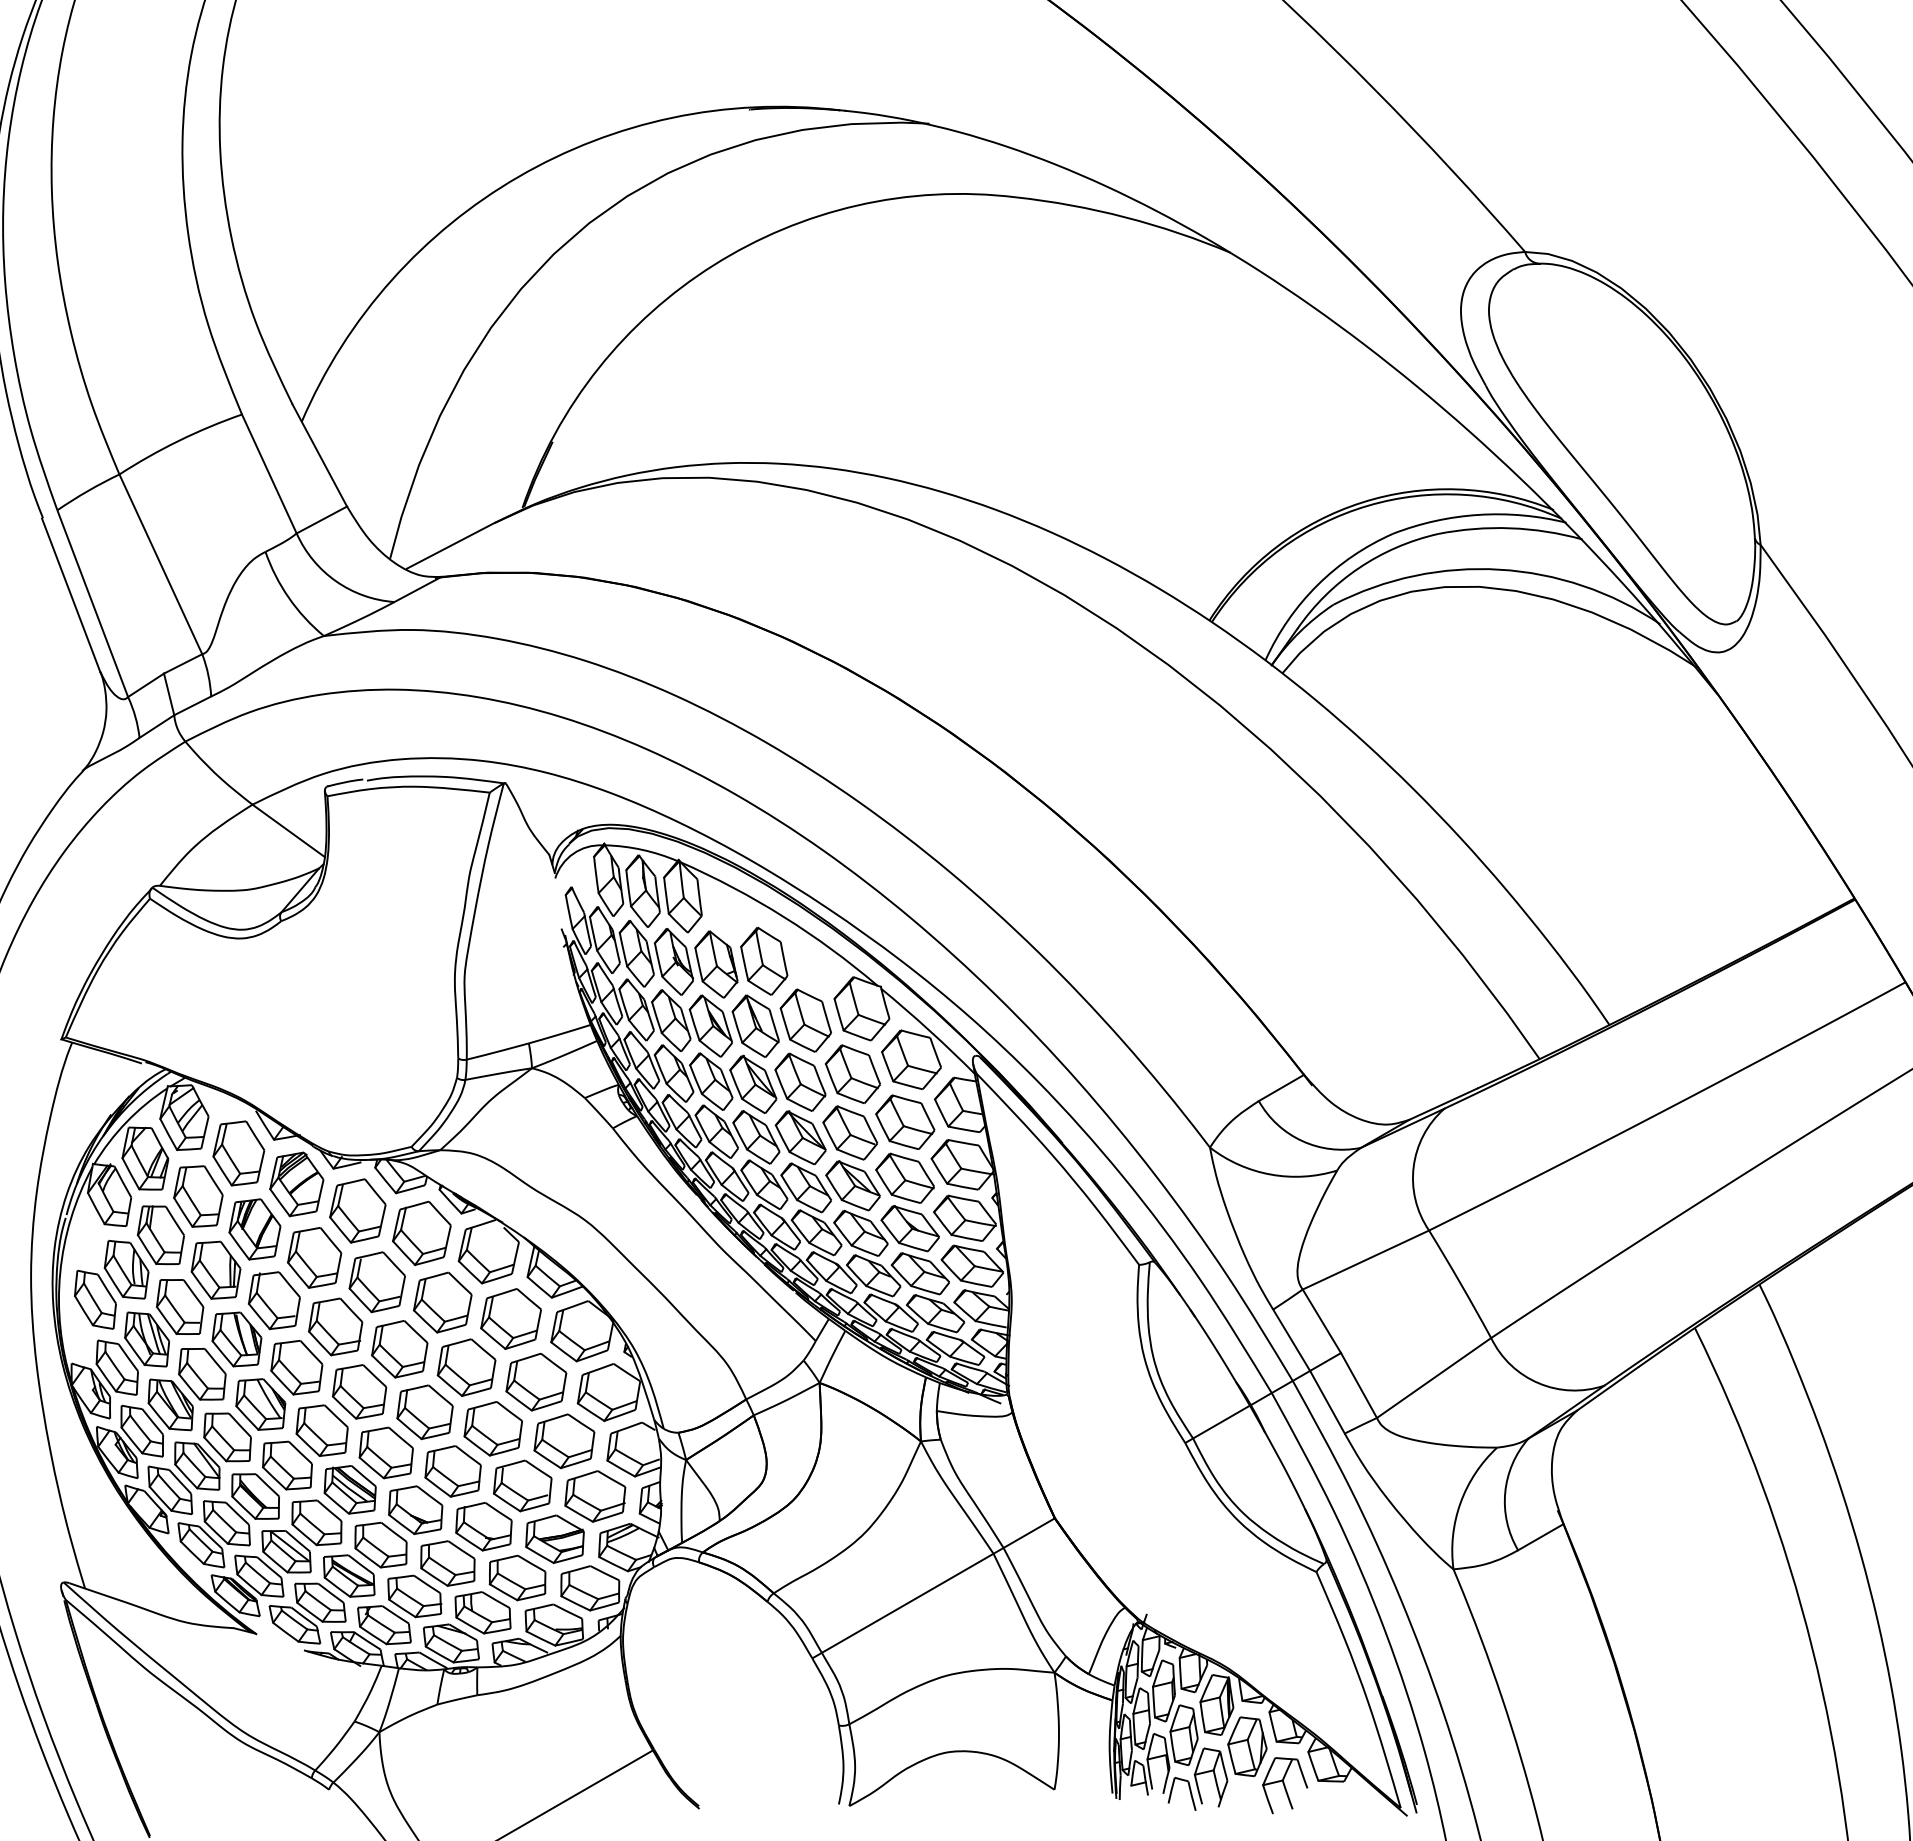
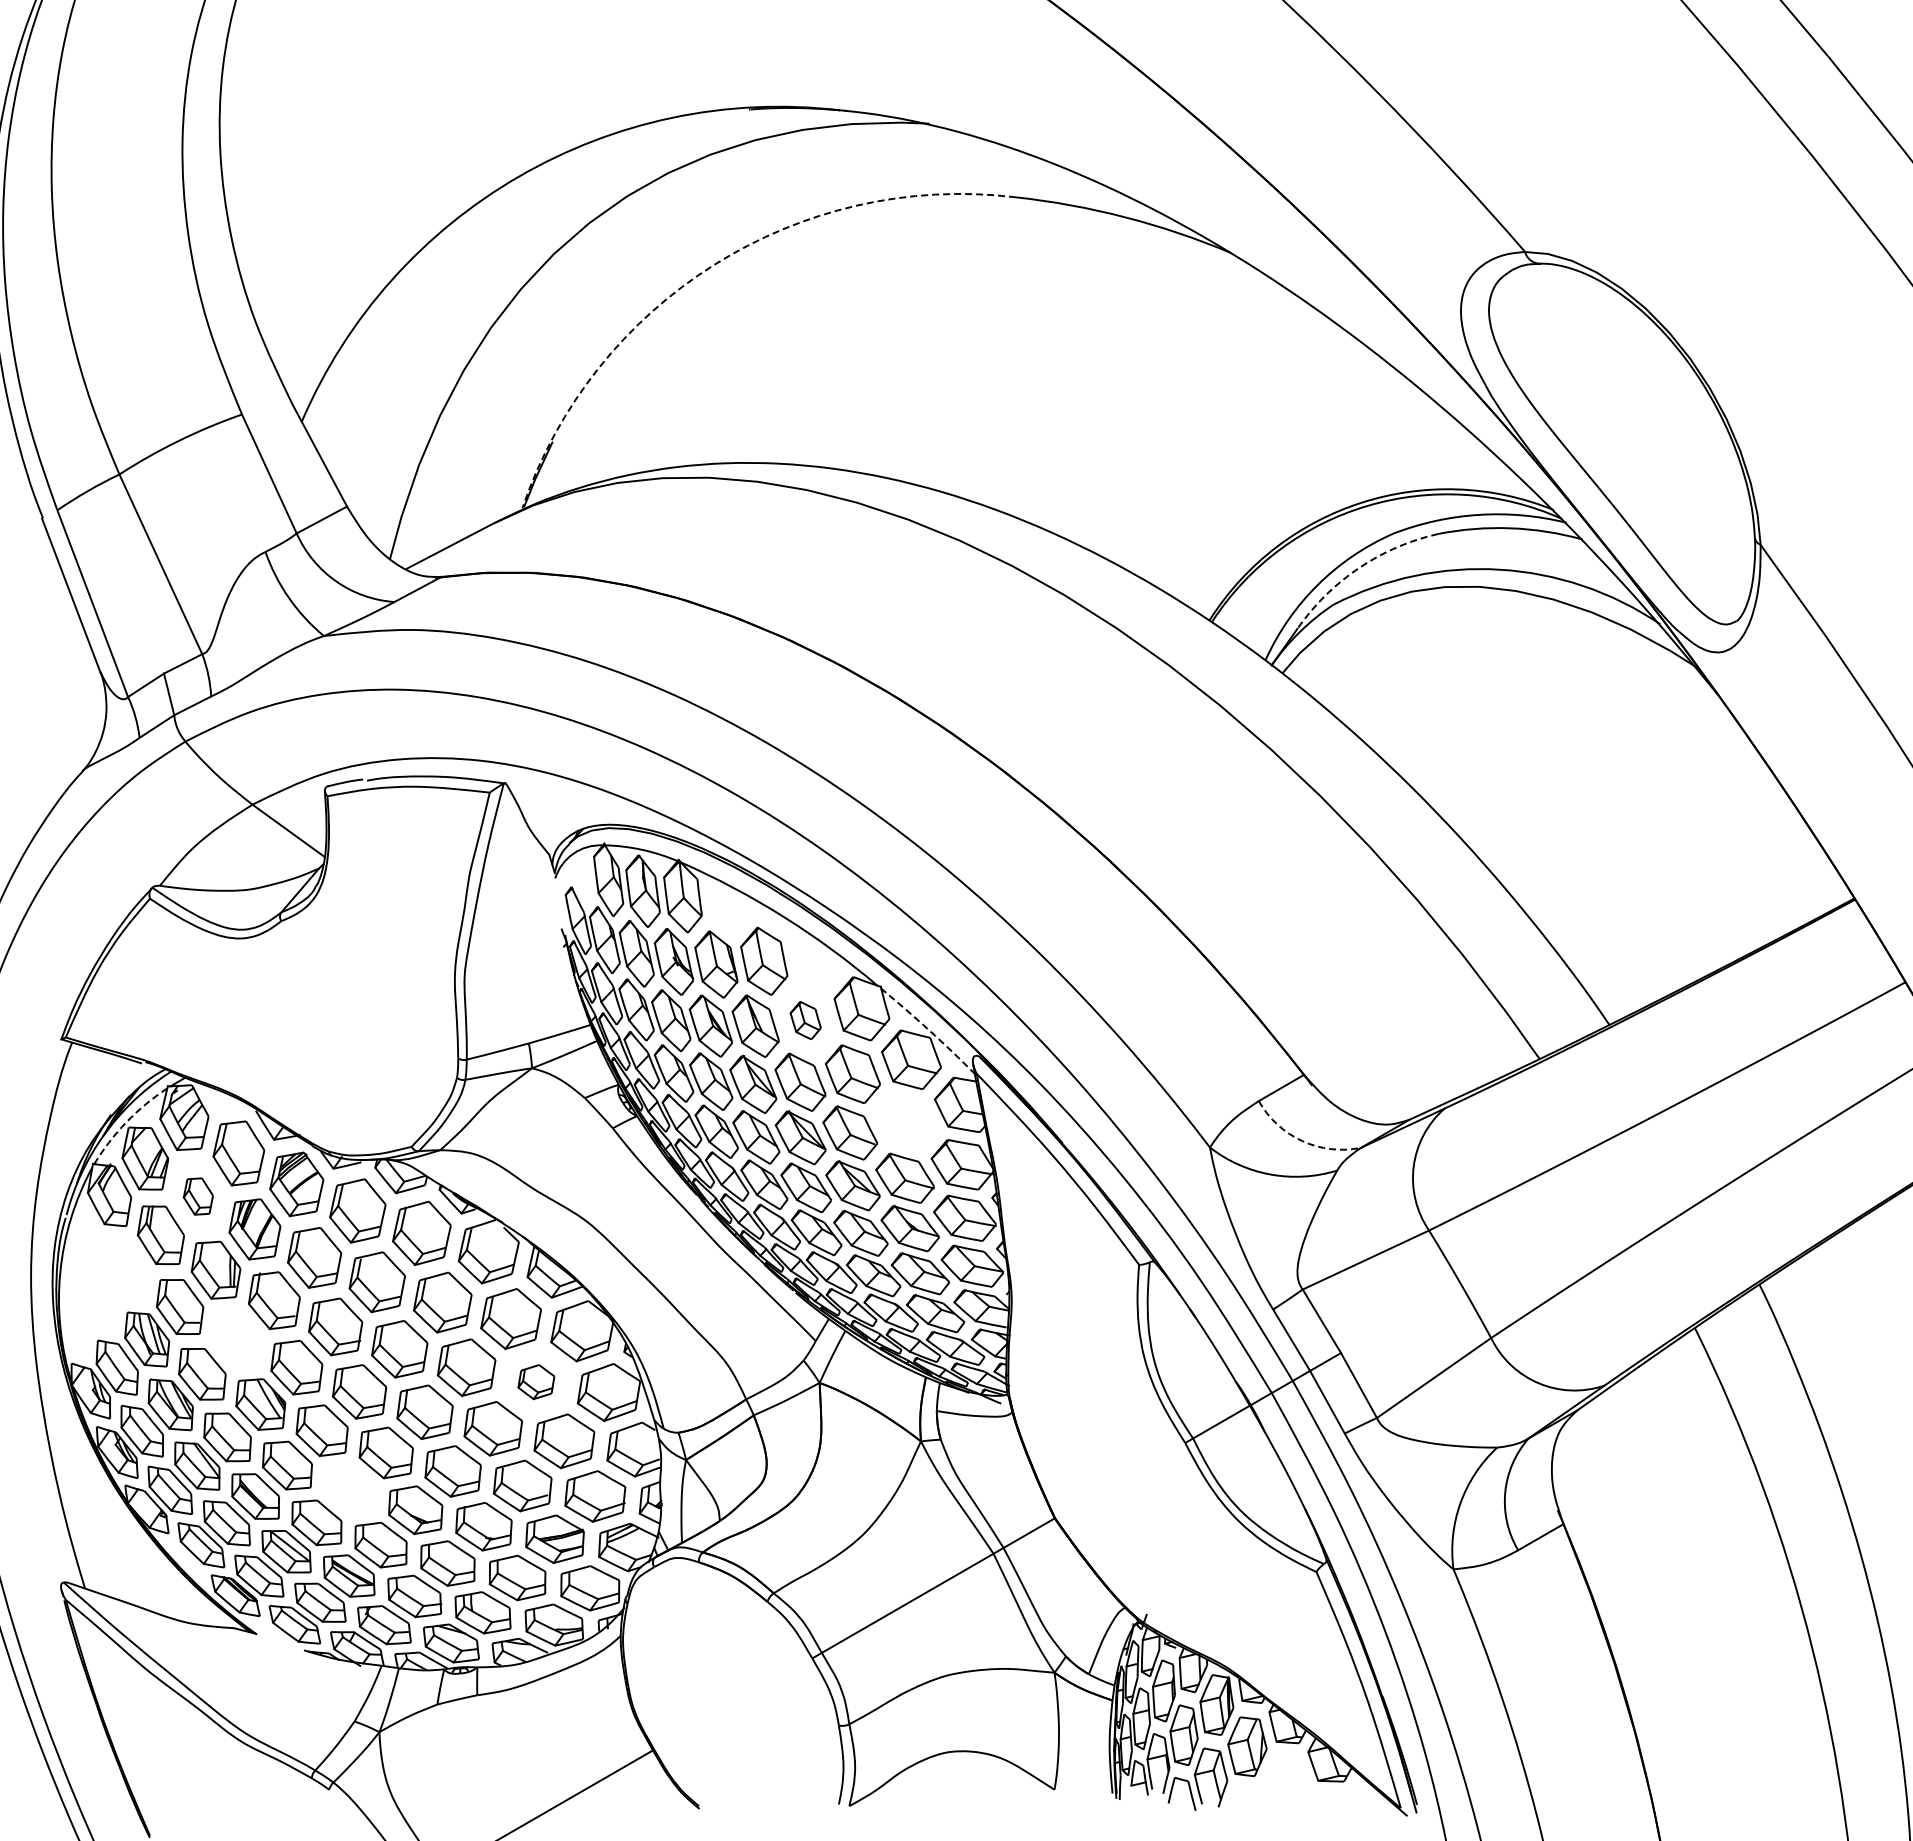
arc: solid -> dashed (714, 265)
arc: solid -> dashed (1358, 568)
part size: 53x65 px -> 33x39 px (805, 1020)
arc: solid -> dashed (929, 1030)
part: present -> none (905, 1121)
arc: solid -> dashed (126, 1122)
arc: solid -> dashed (1302, 1141)
part size: 51x63 px -> 32x39 px (197, 1196)
part: present -> none (111, 1284)
part: present -> none (236, 1339)
part size: 63x60 px -> 39x37 px (536, 1382)
part: present -> none (349, 1489)
part: present -> none (1285, 1785)
